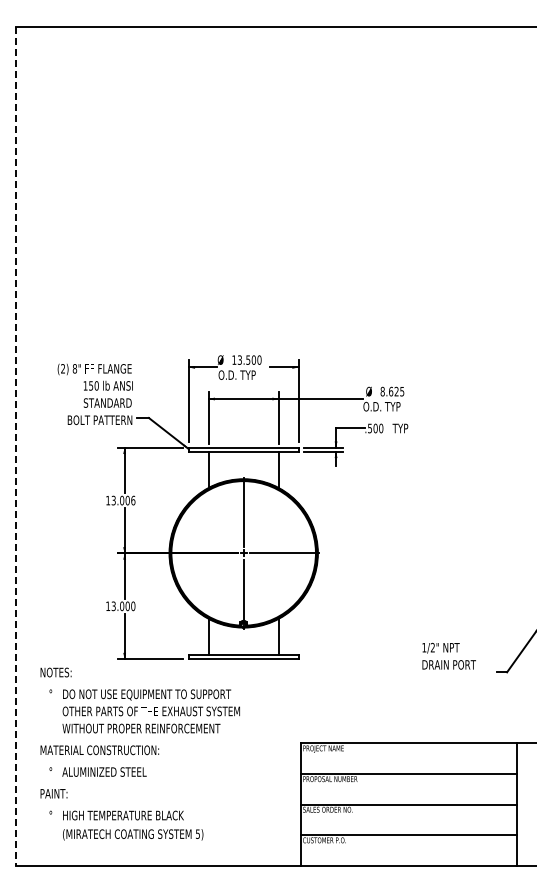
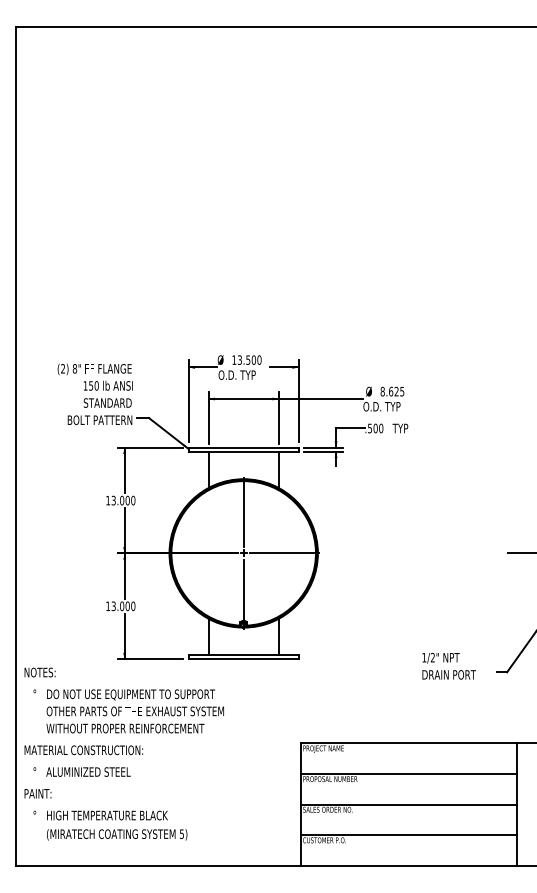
line: dashed -> solid (16, 446)
text: 13.006 -> 13.000 (133, 499)
line: none -> present (520, 553)
text position: (448, 655) -> (448, 665) (448, 665)
text position: (139, 753) -> (123, 753) (123, 753)
